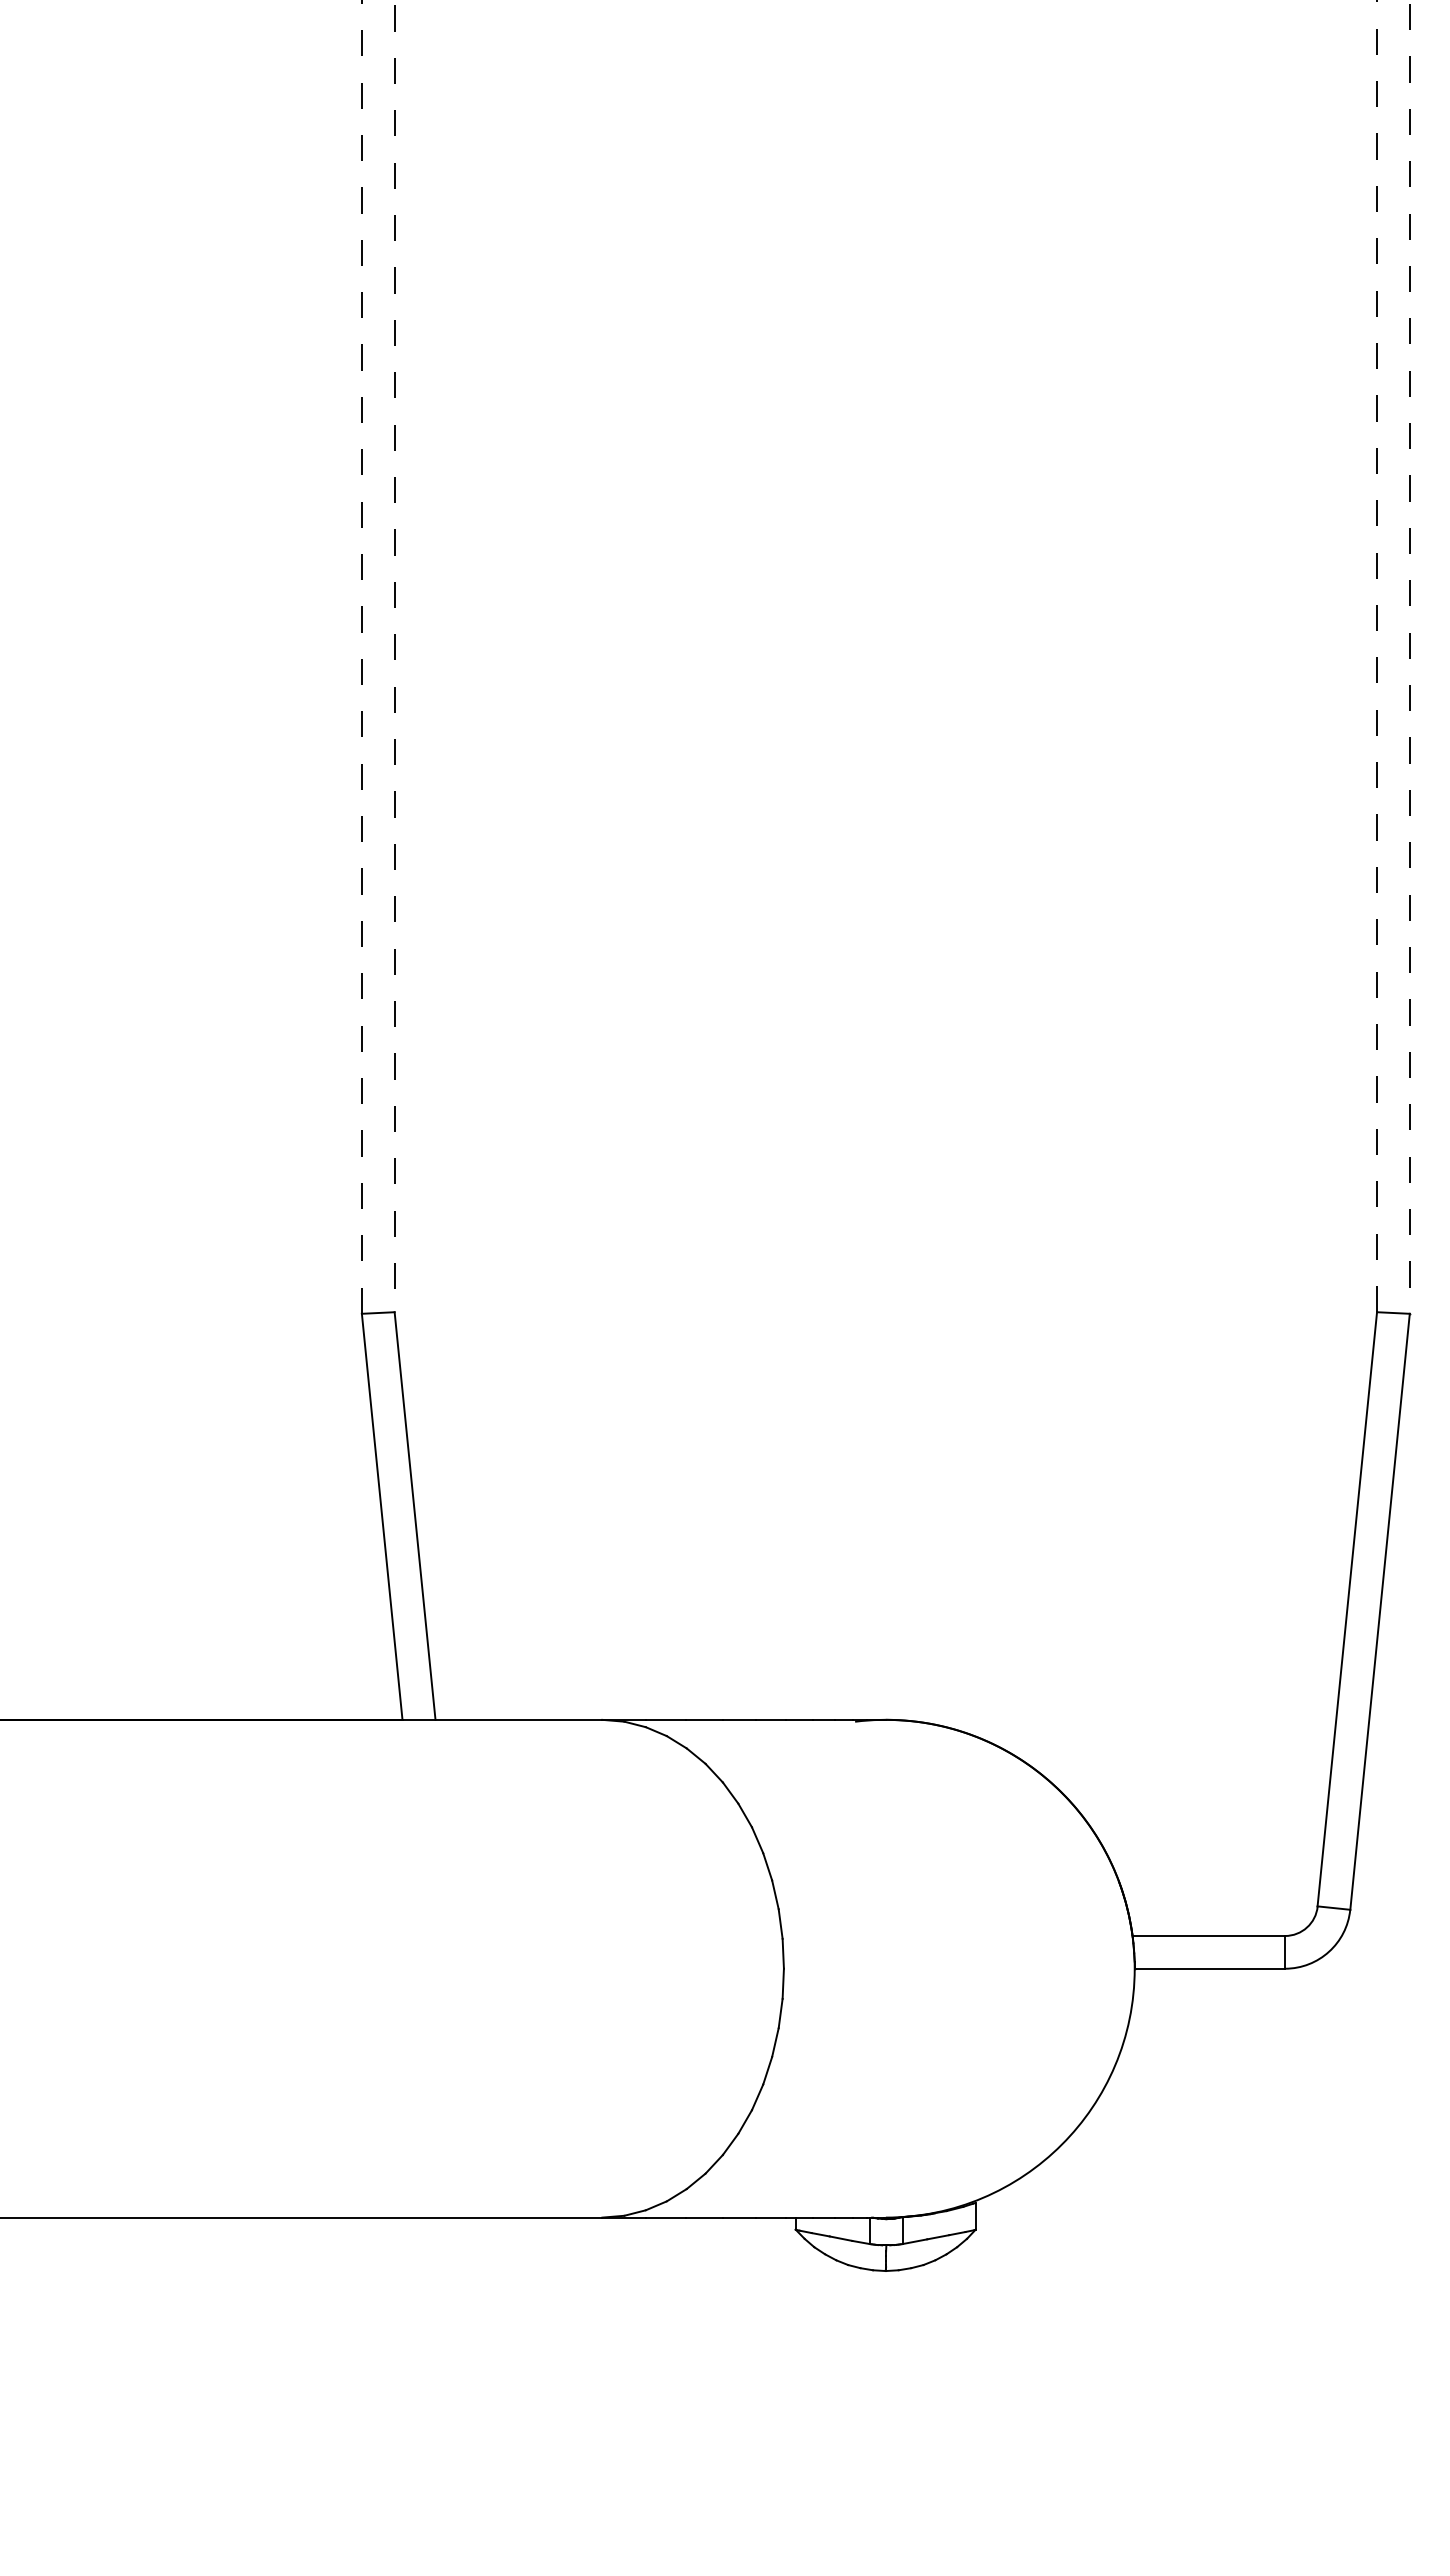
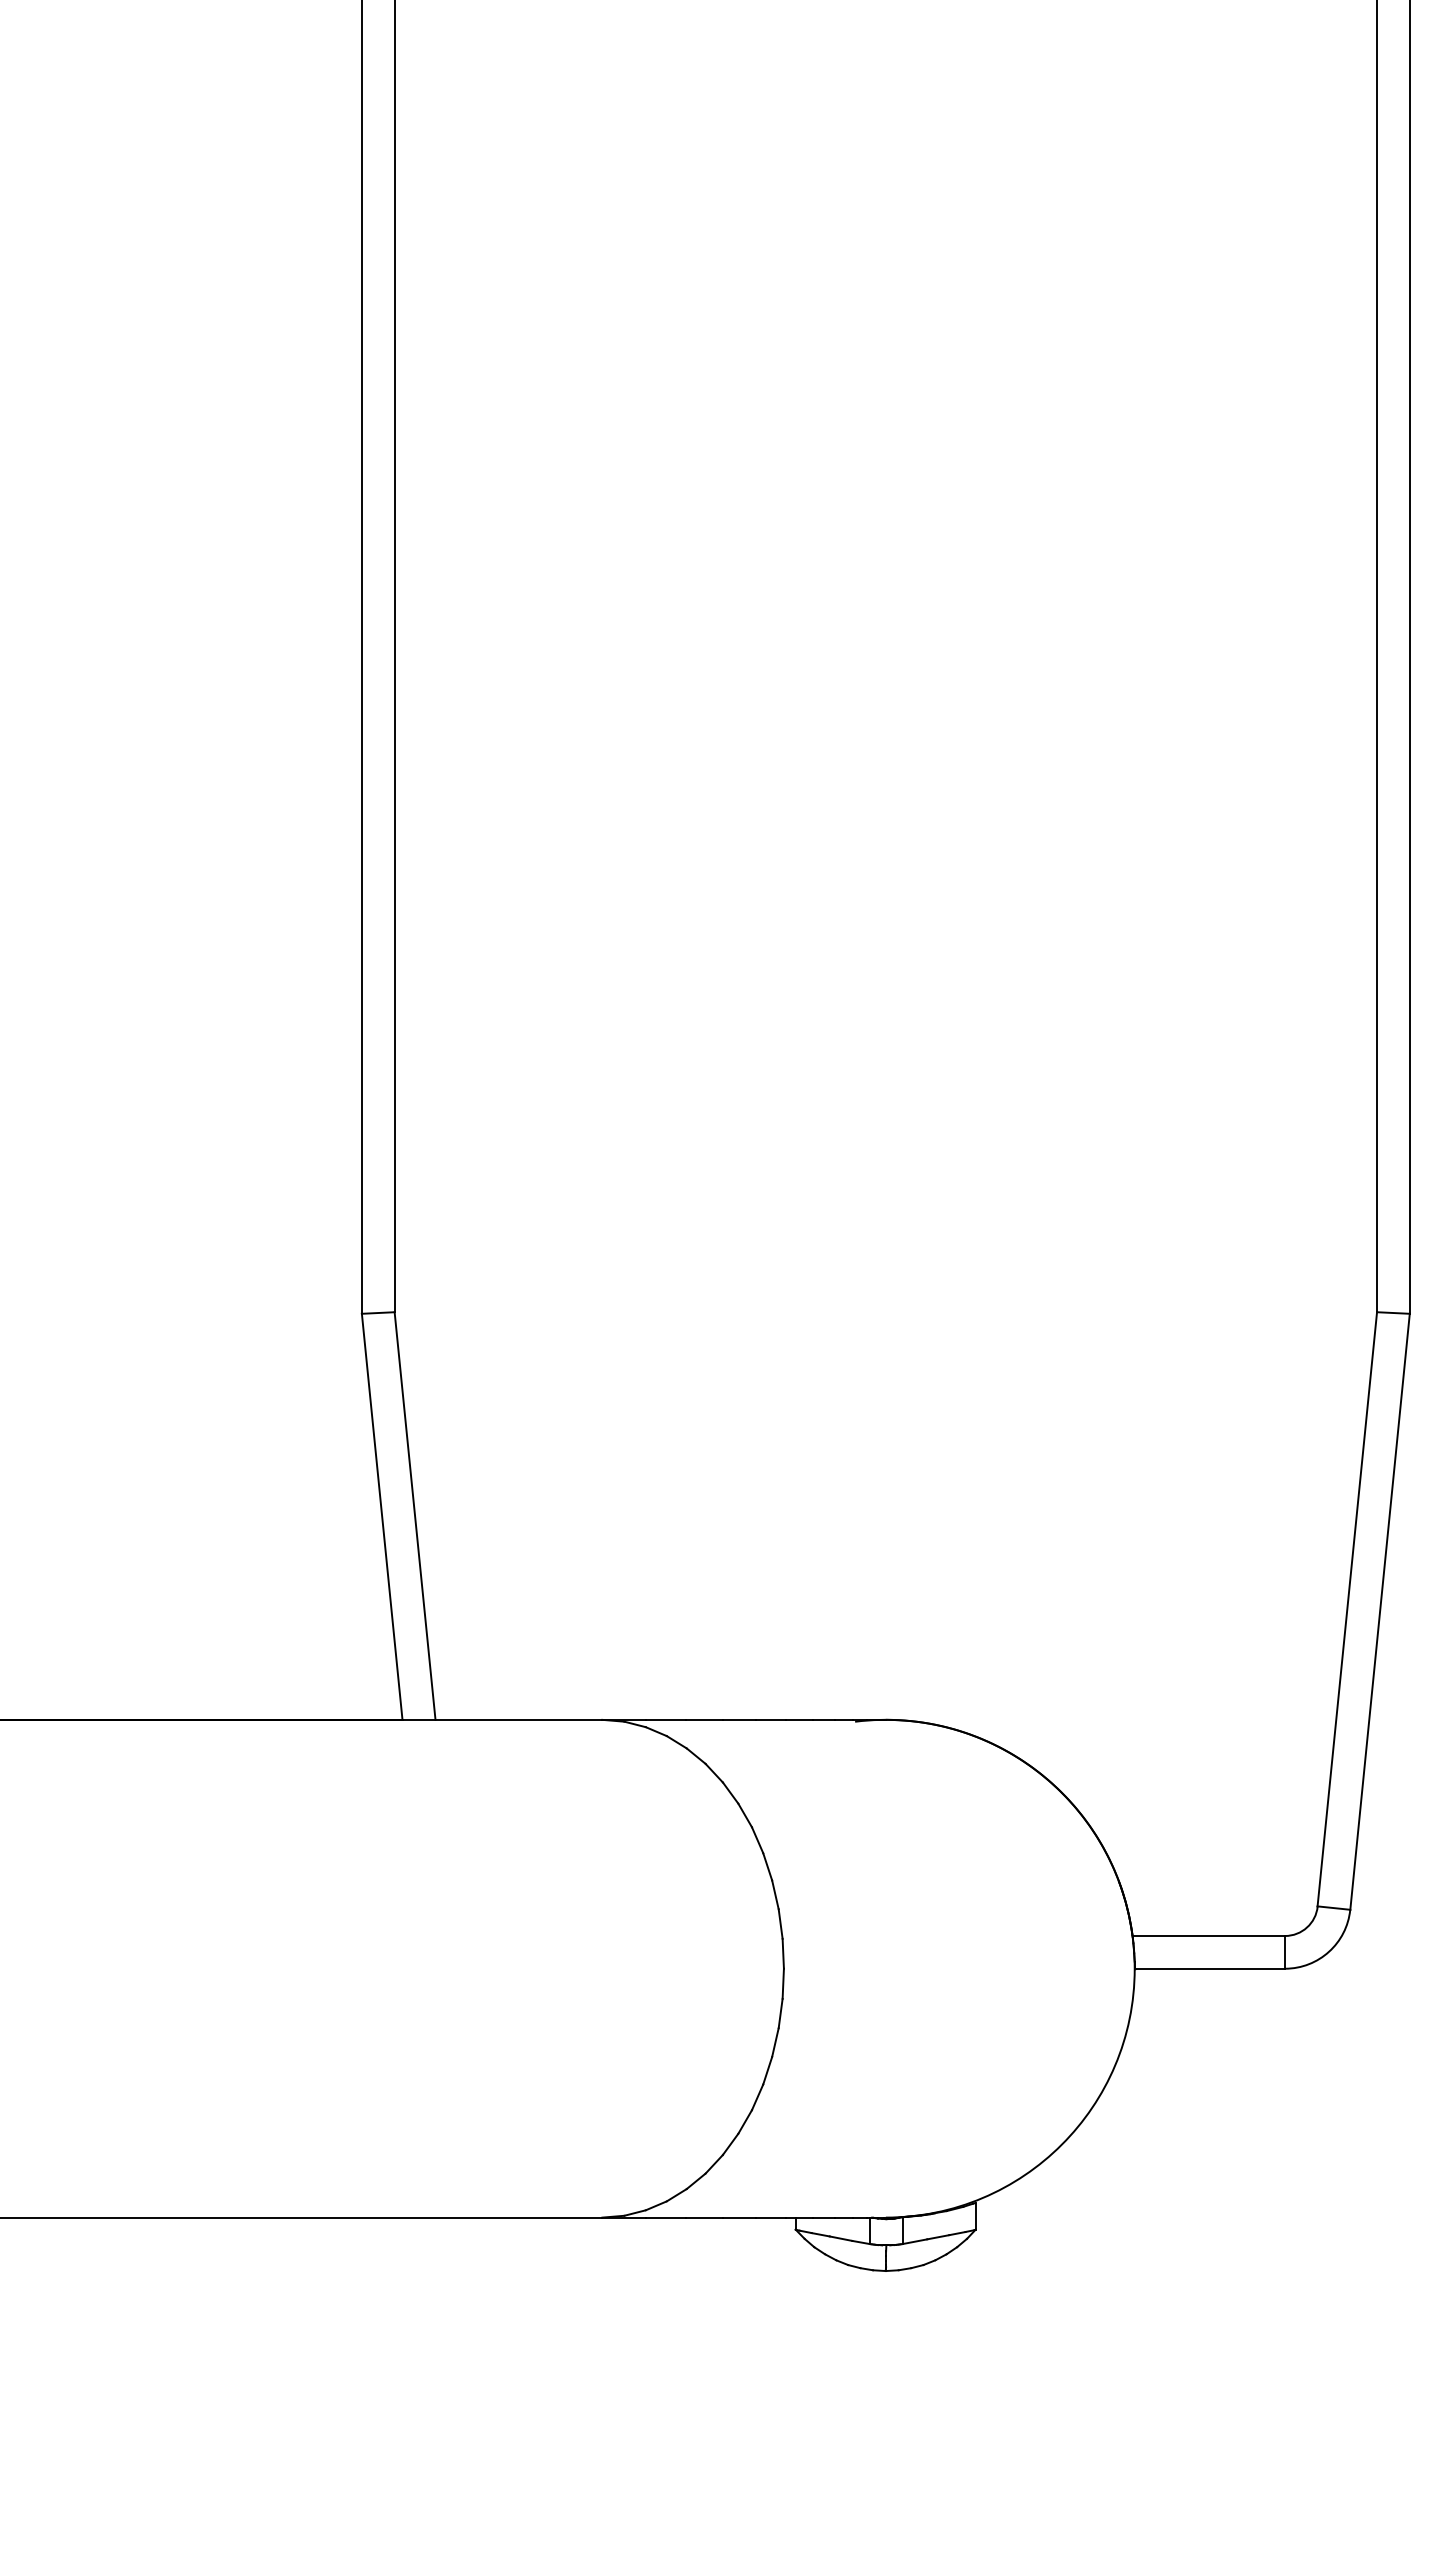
line: dashed -> solid (361, 656)
line: dashed -> solid (394, 656)
line: dashed -> solid (1377, 656)
line: dashed -> solid (1409, 657)
